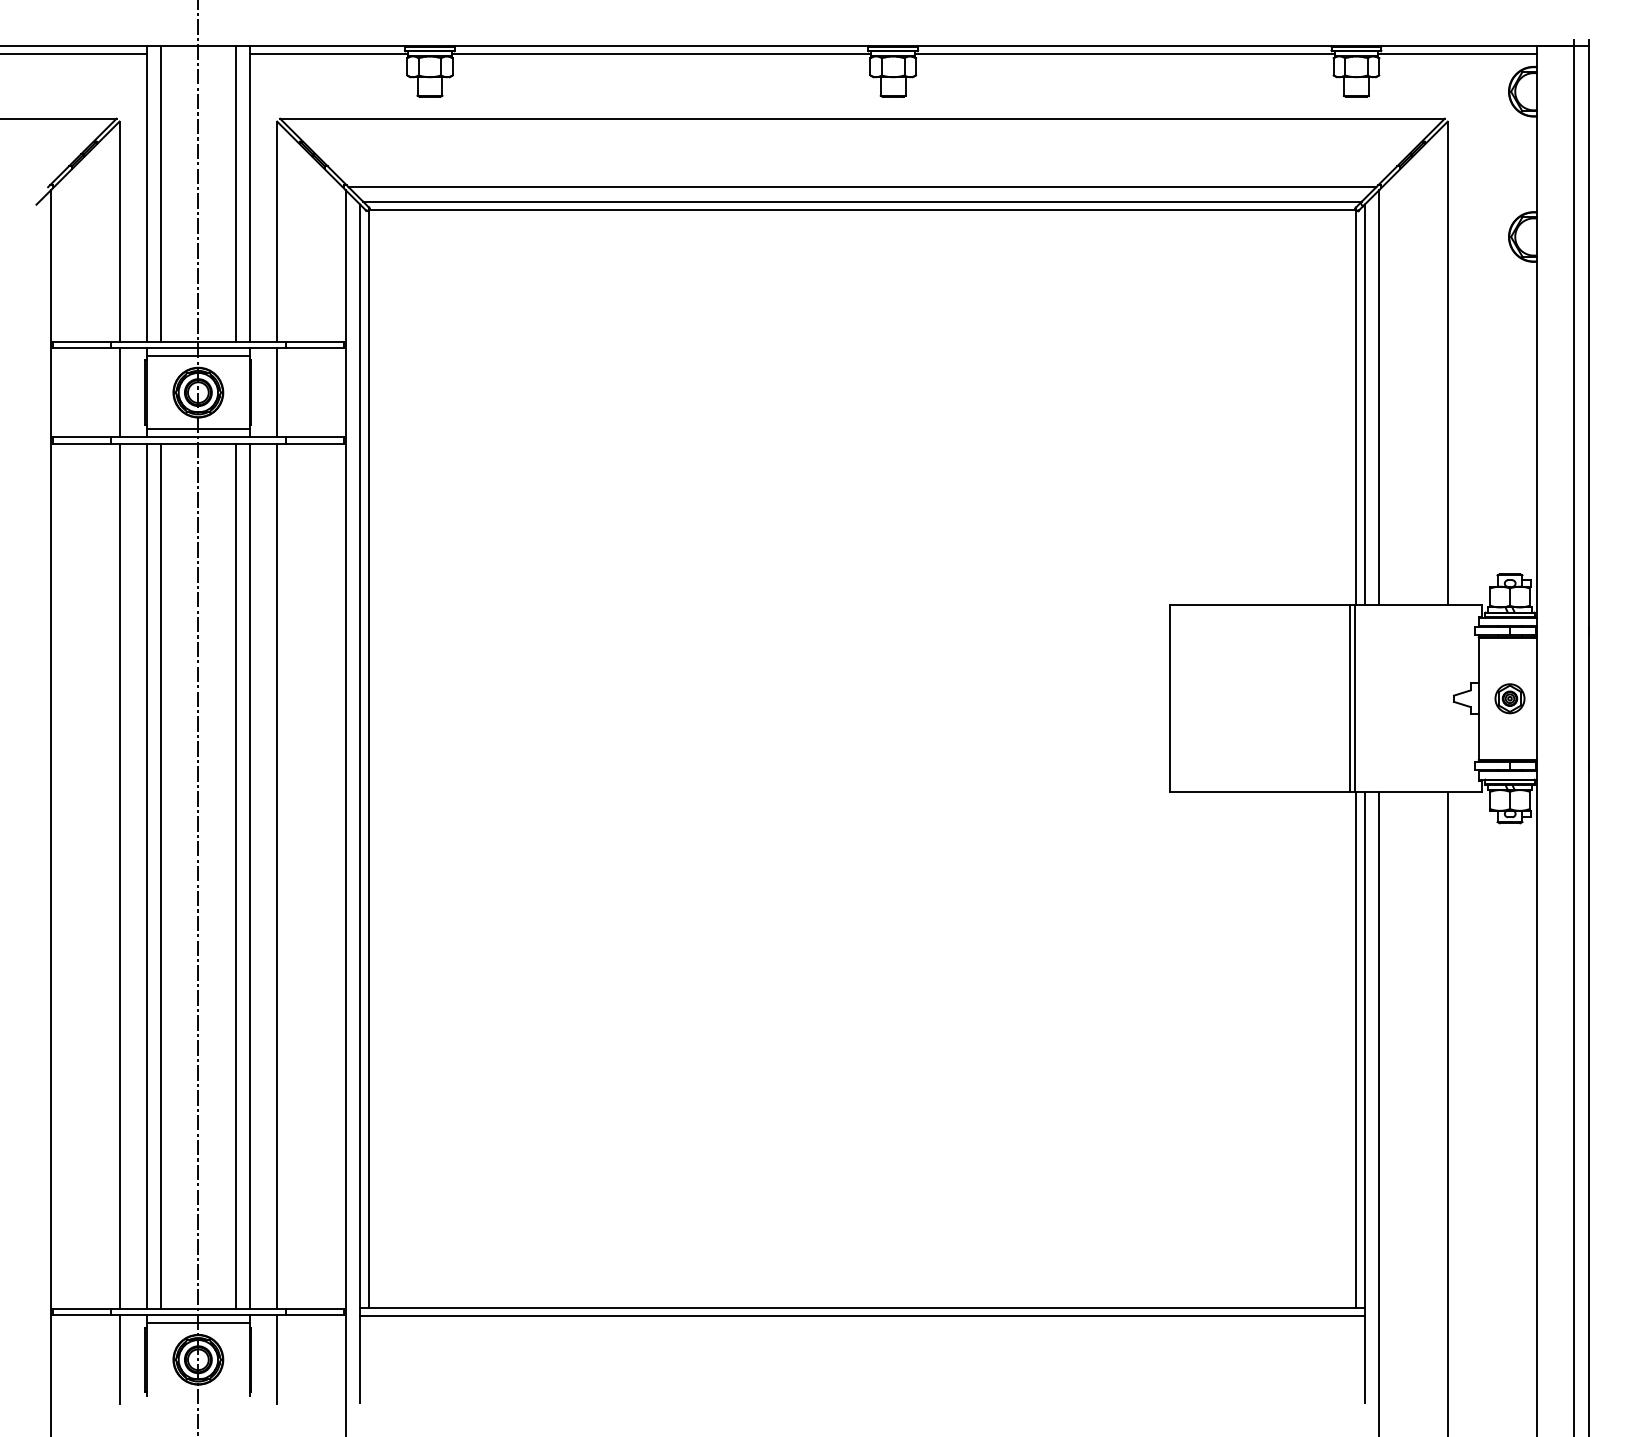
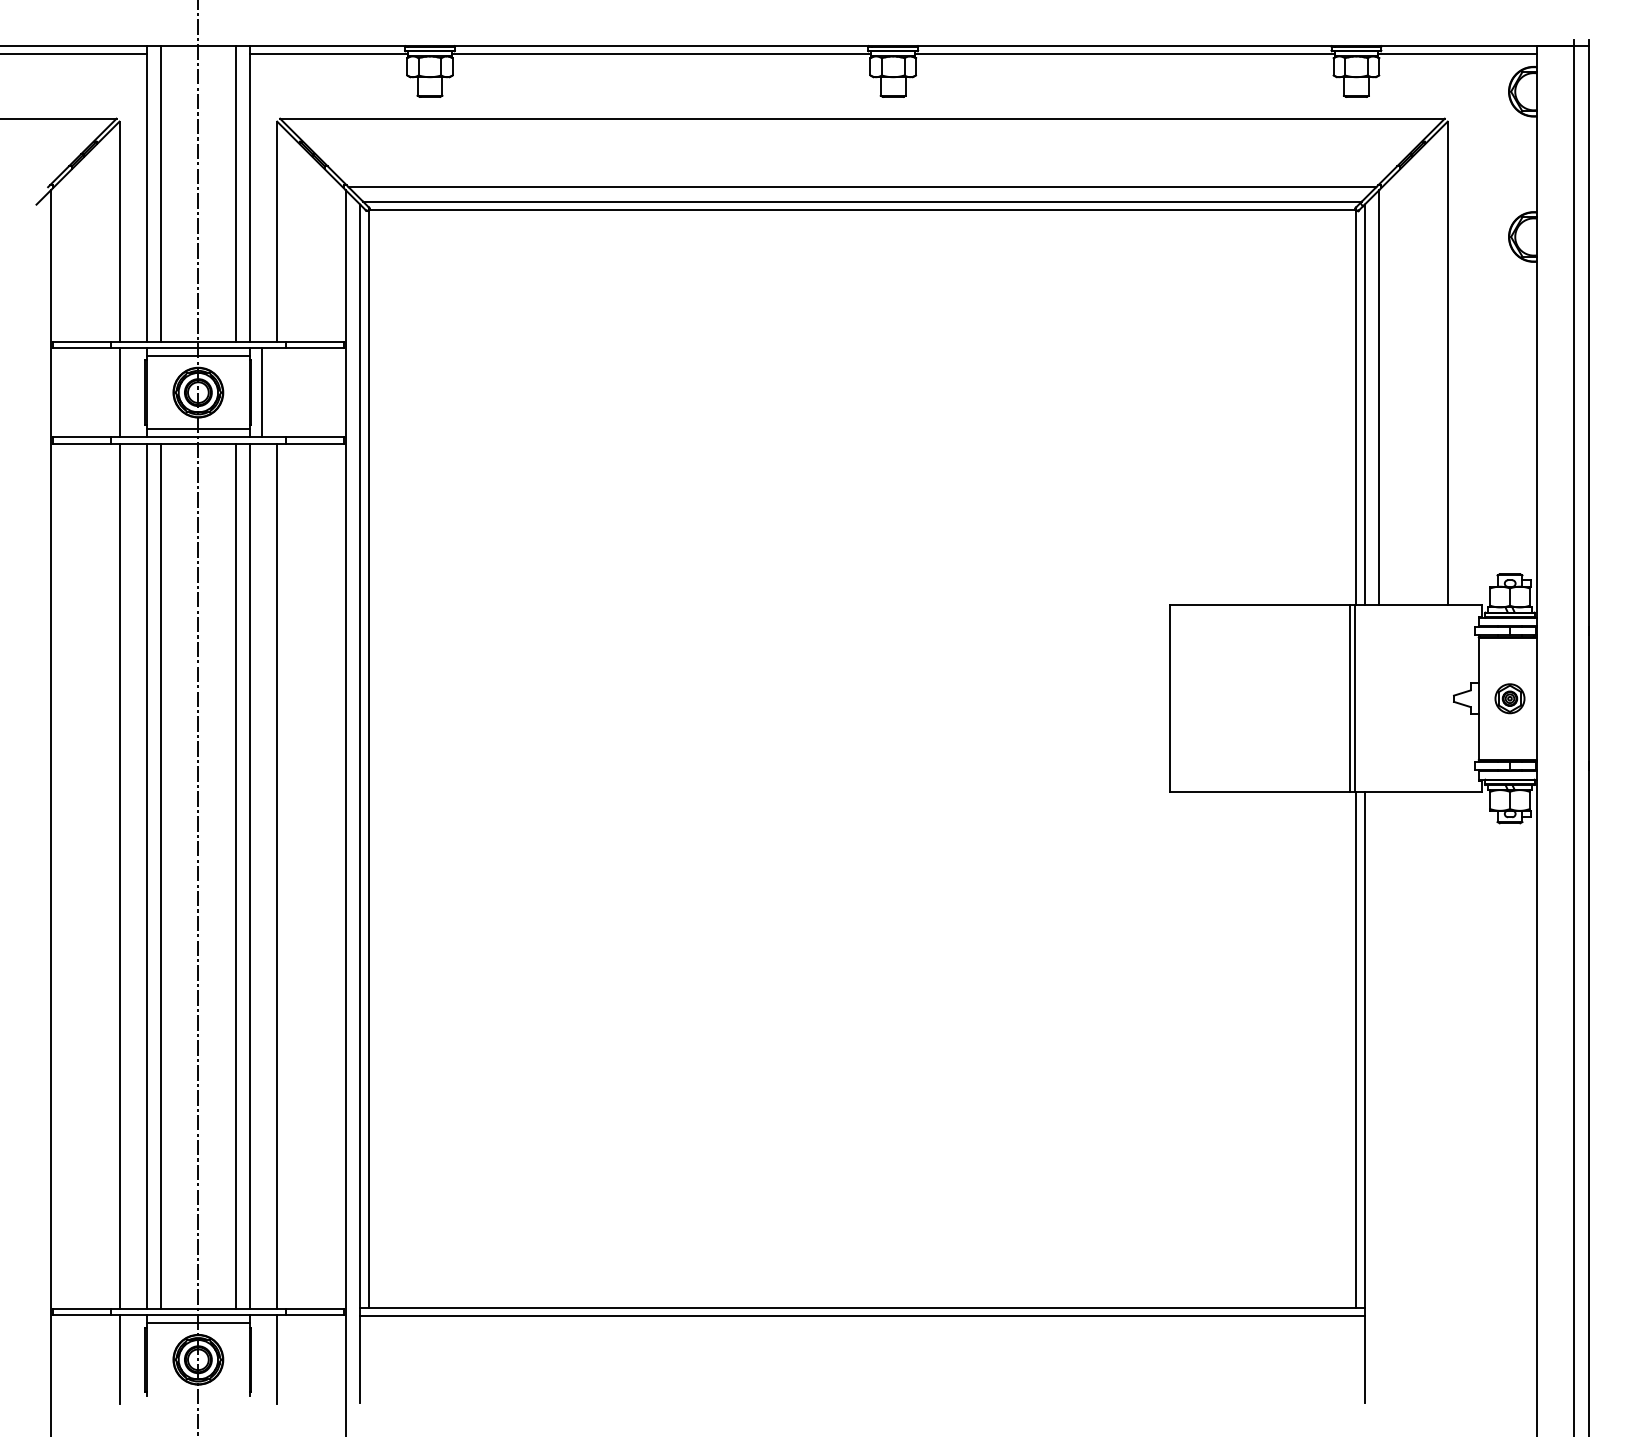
line position: (277, 392) -> (262, 392) (262, 392)
line: present -> none (1379, 1112)
line: present -> none (1447, 1112)
